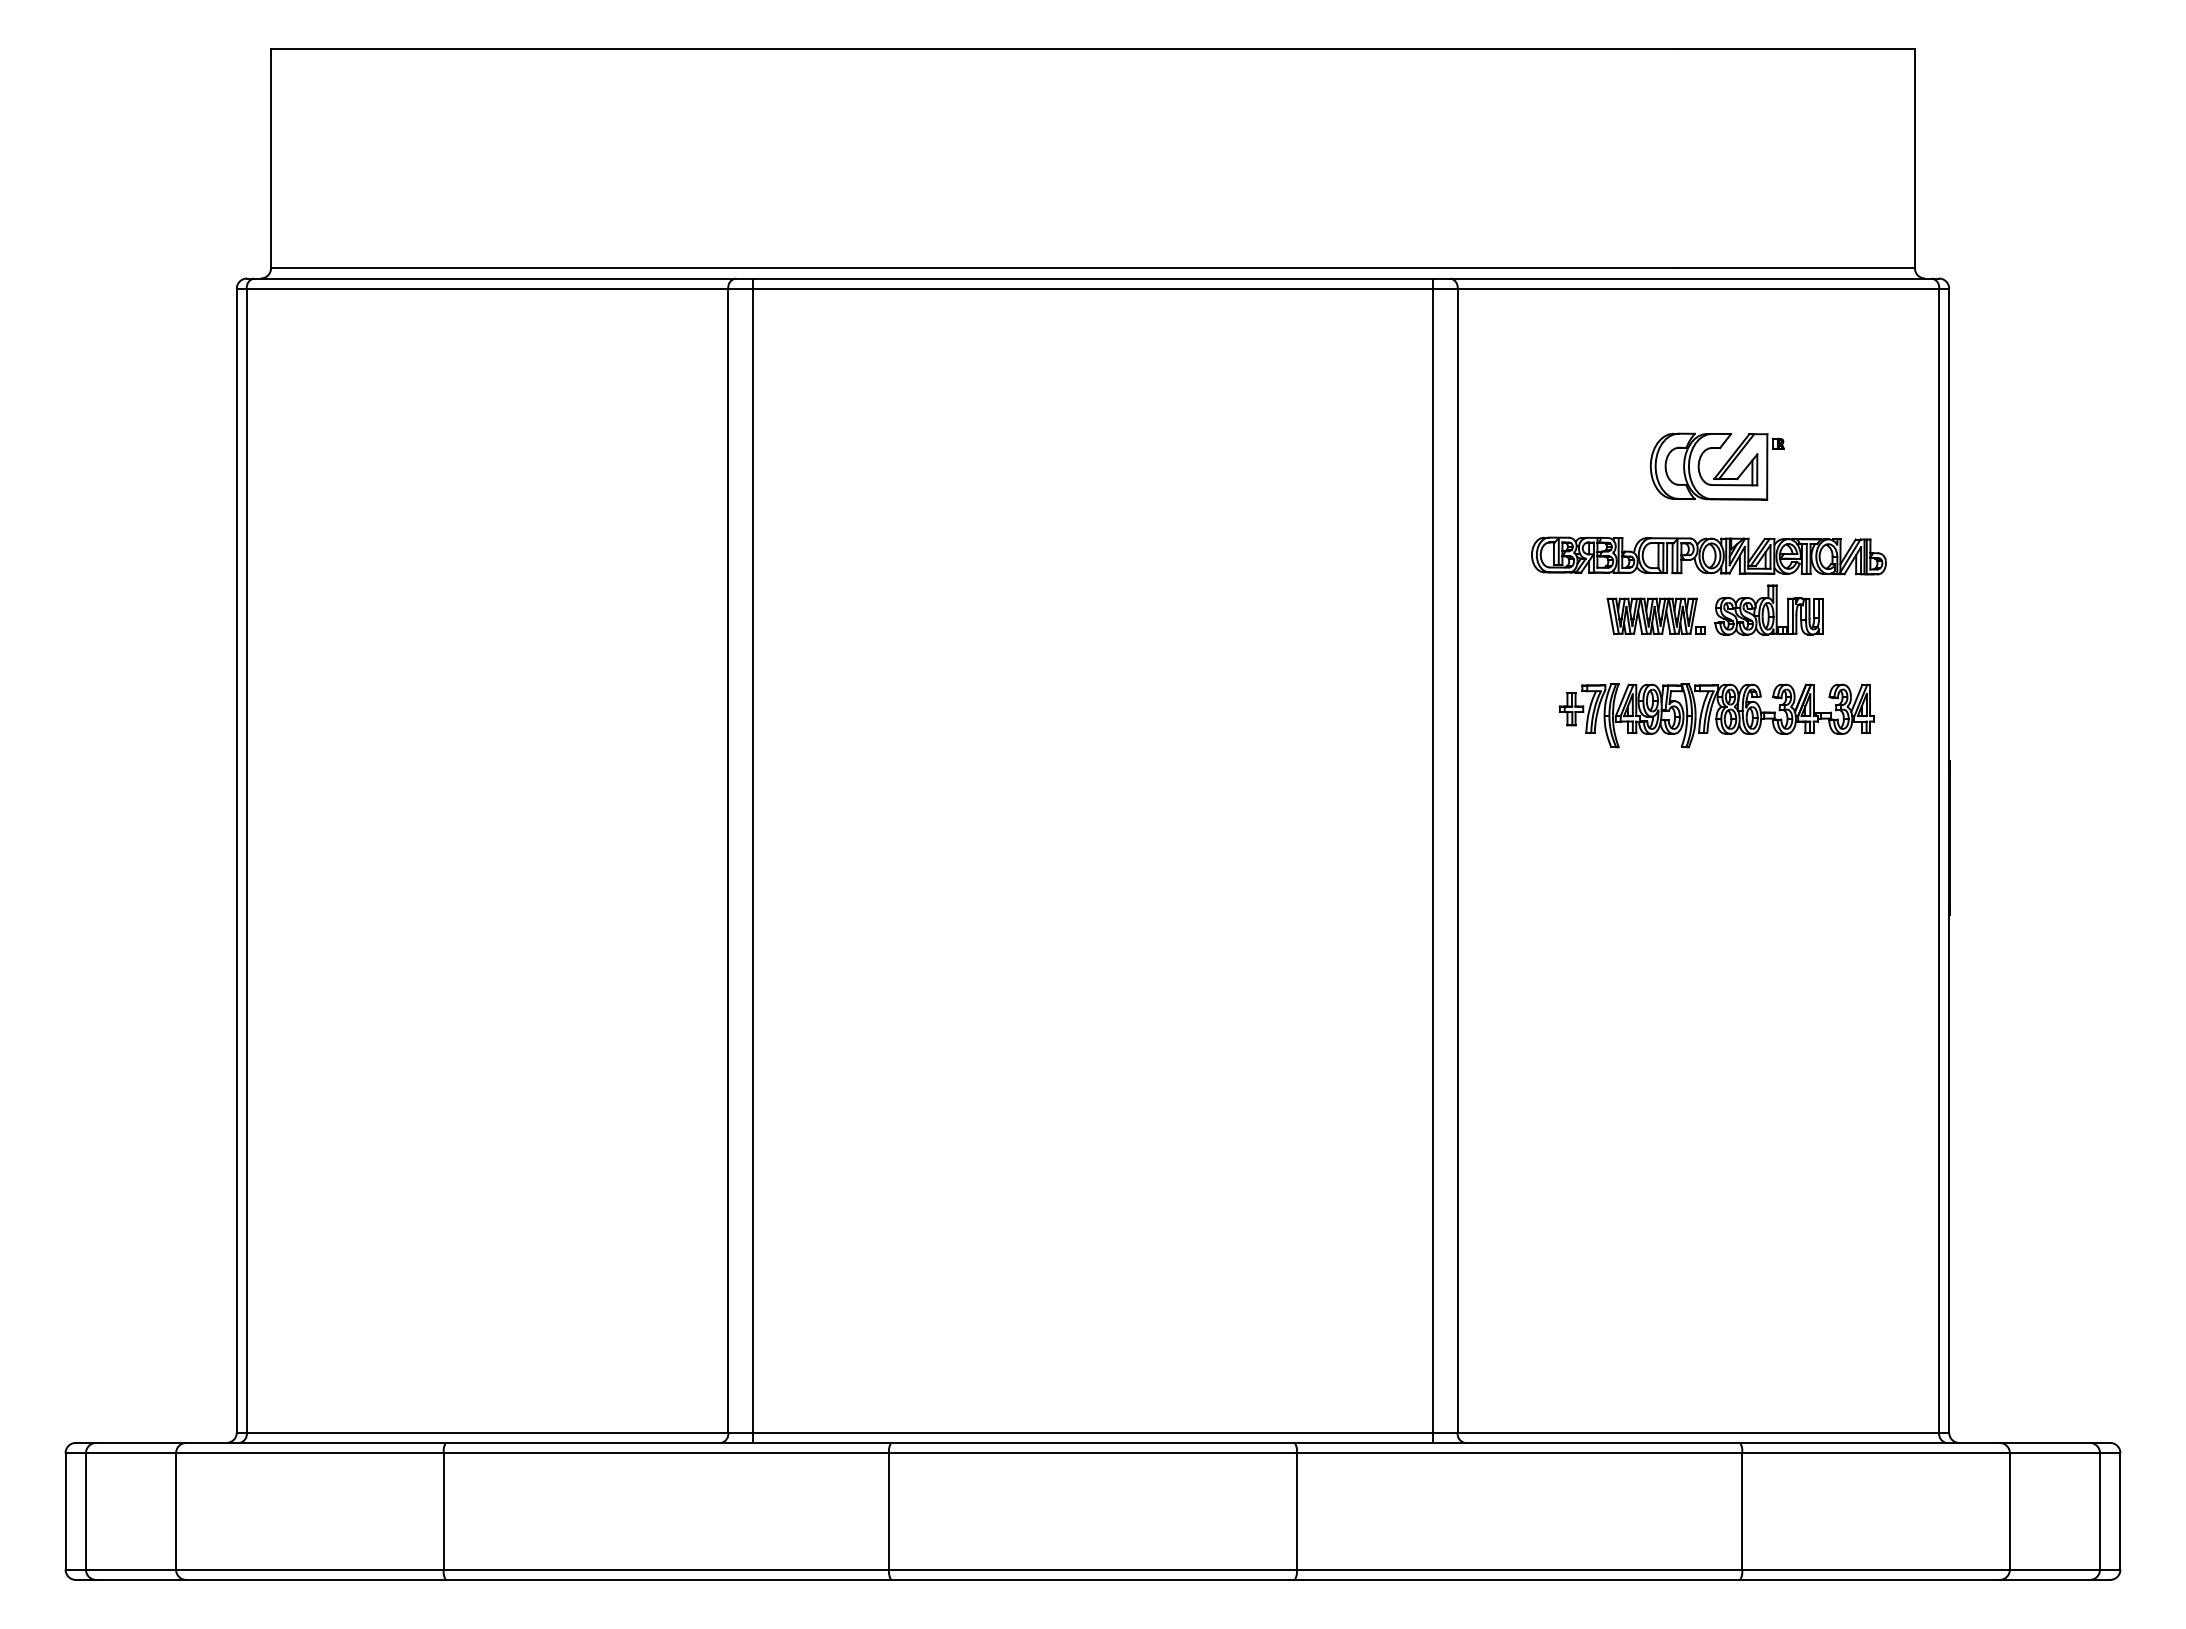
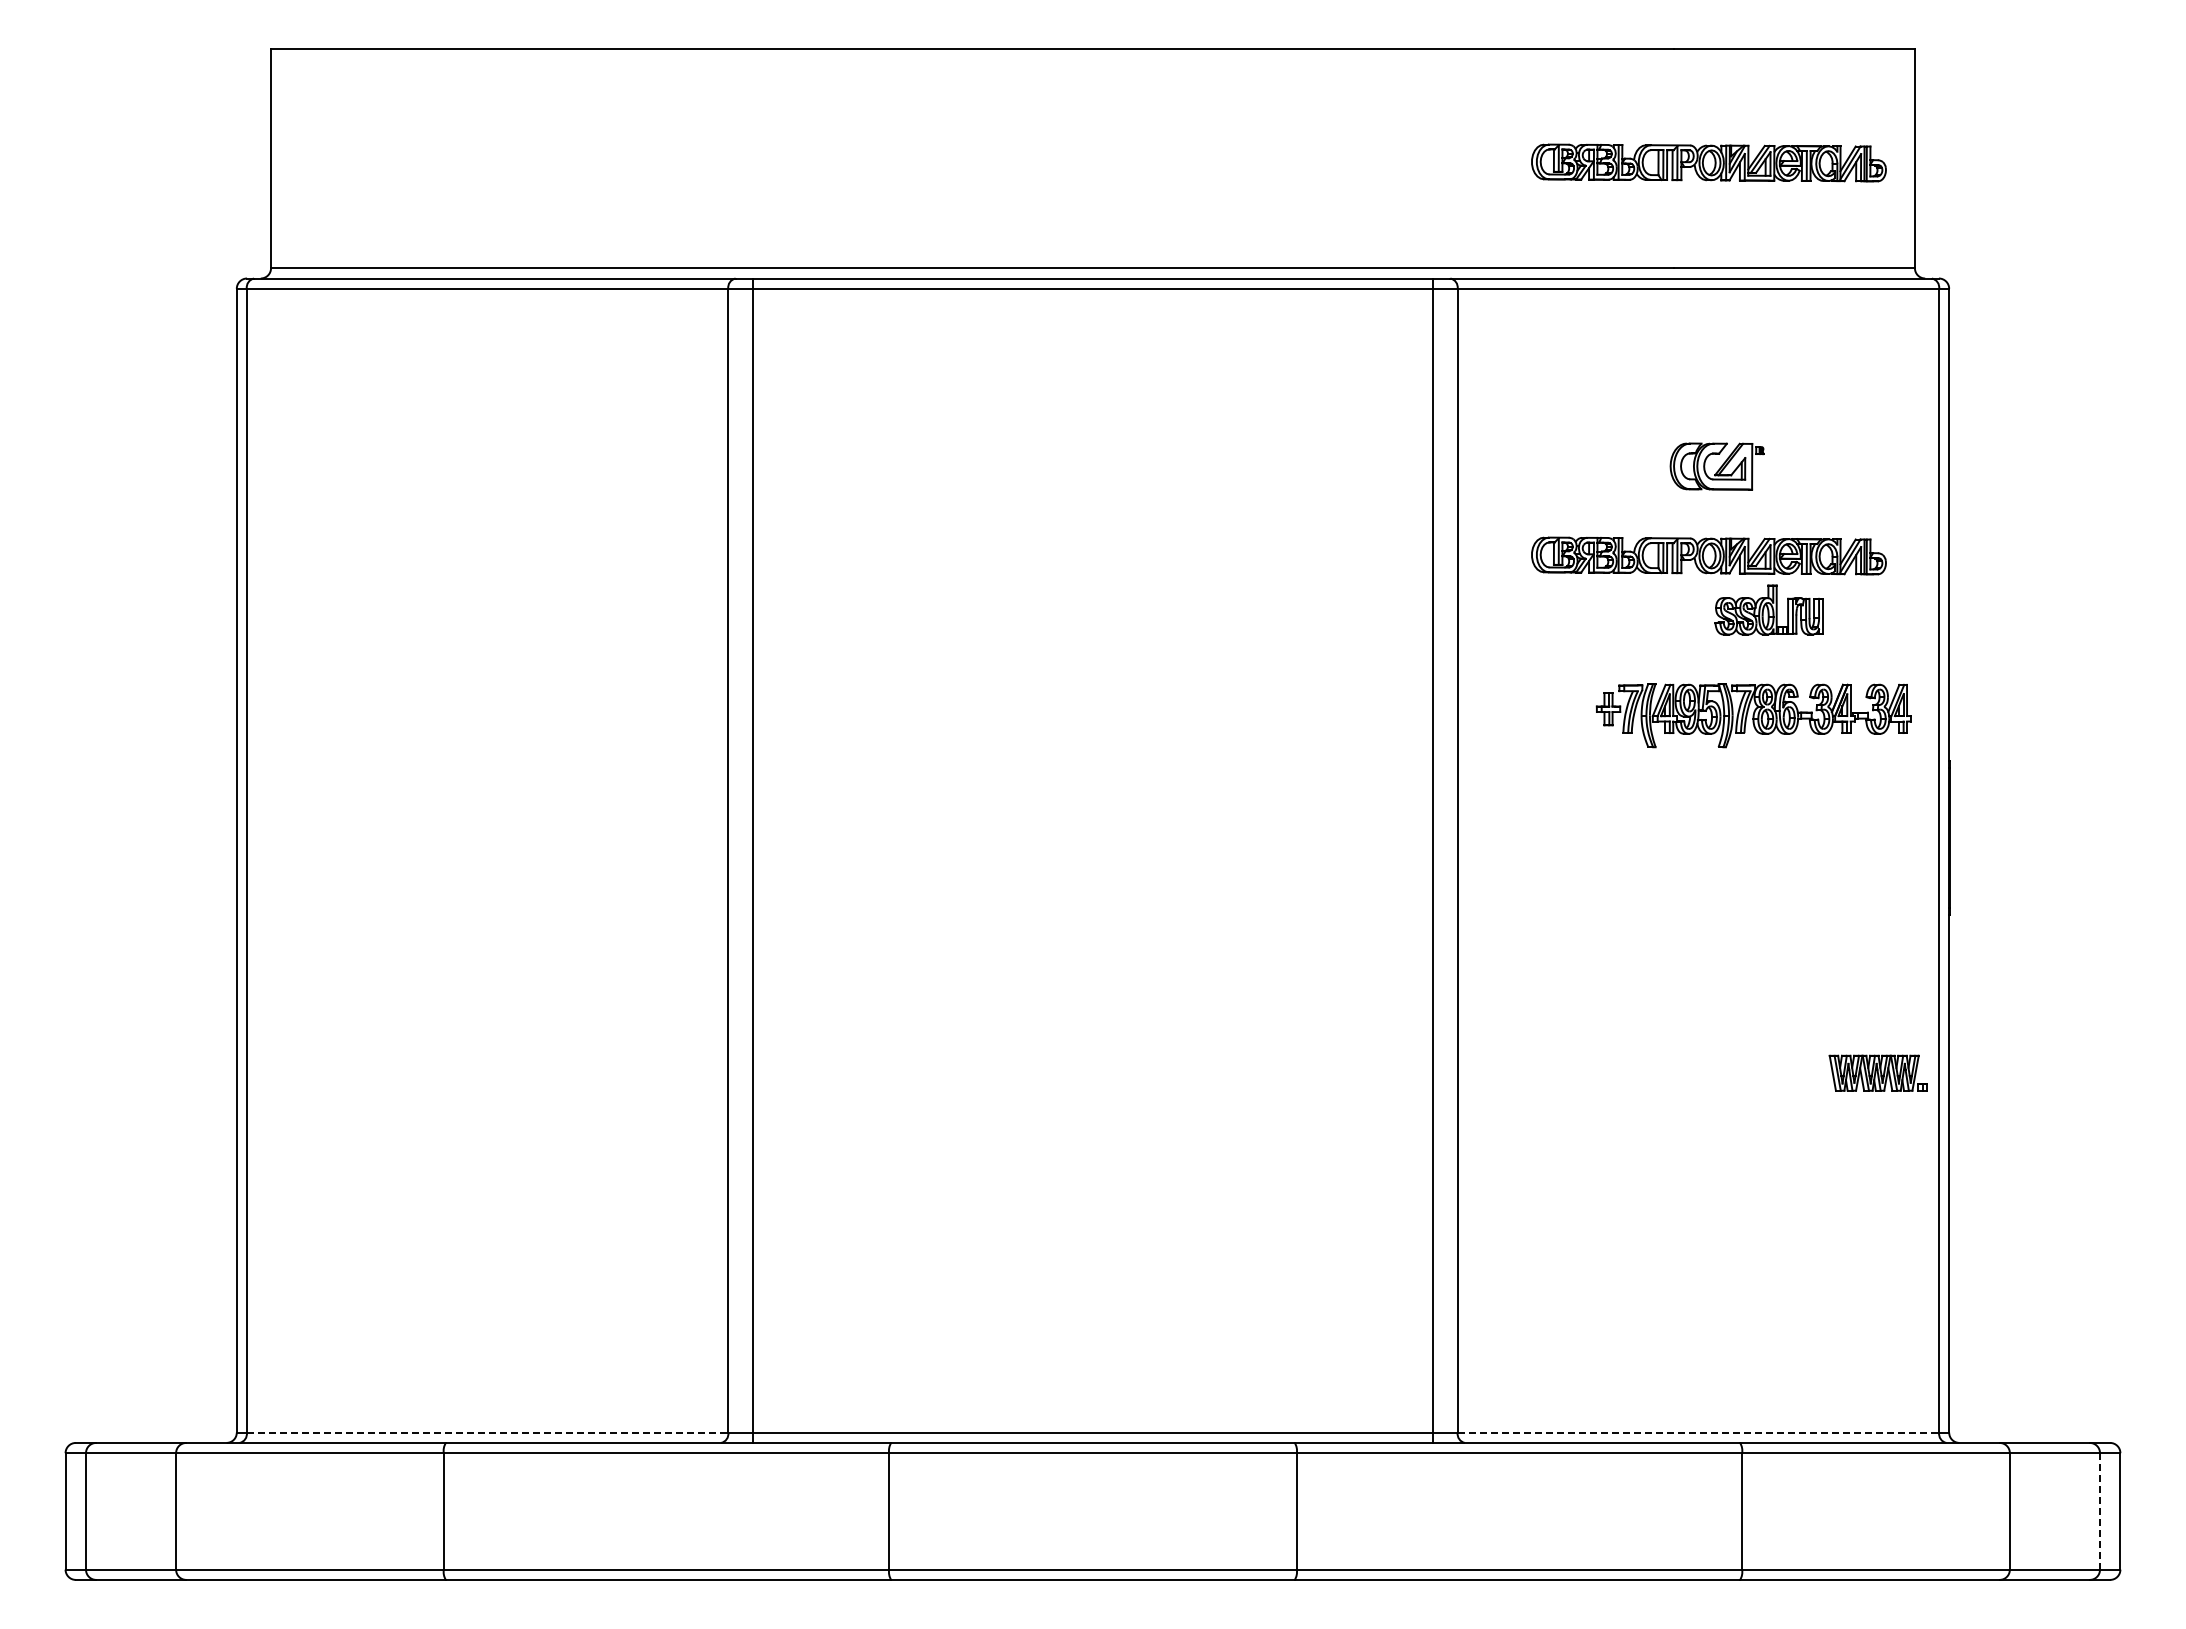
part: none -> present (1708, 162)
part size: 136x69 px -> 96x49 px (1716, 466)
part position: (1655, 615) -> (1877, 1072) (1877, 1072)
part position: (1716, 715) -> (1753, 715) (1753, 715)
line: solid -> dashed (487, 1432)
line: solid -> dashed (1698, 1432)
line: solid -> dashed (2100, 1510)
